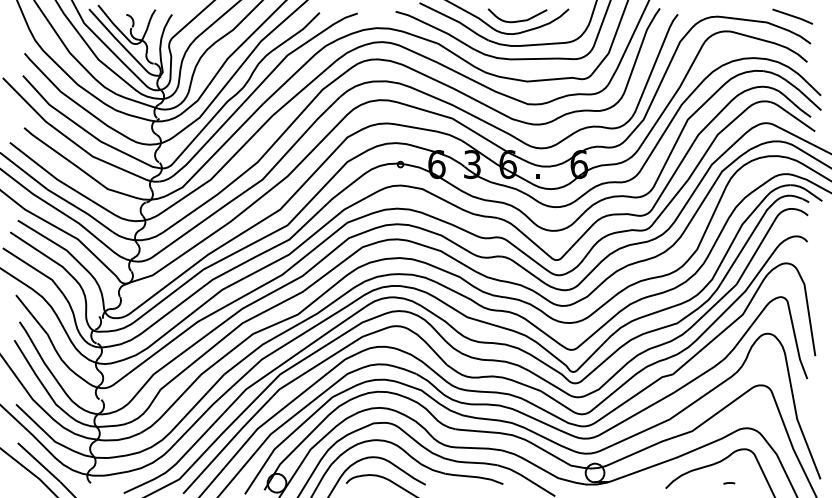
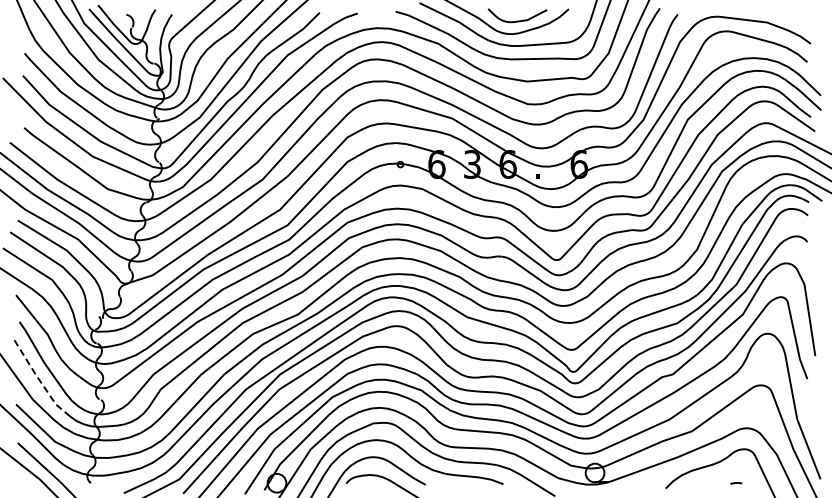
line: present -> none (792, 16)
line: solid -> dashed (40, 380)
line position: (729, 483) -> (736, 483) (736, 483)
